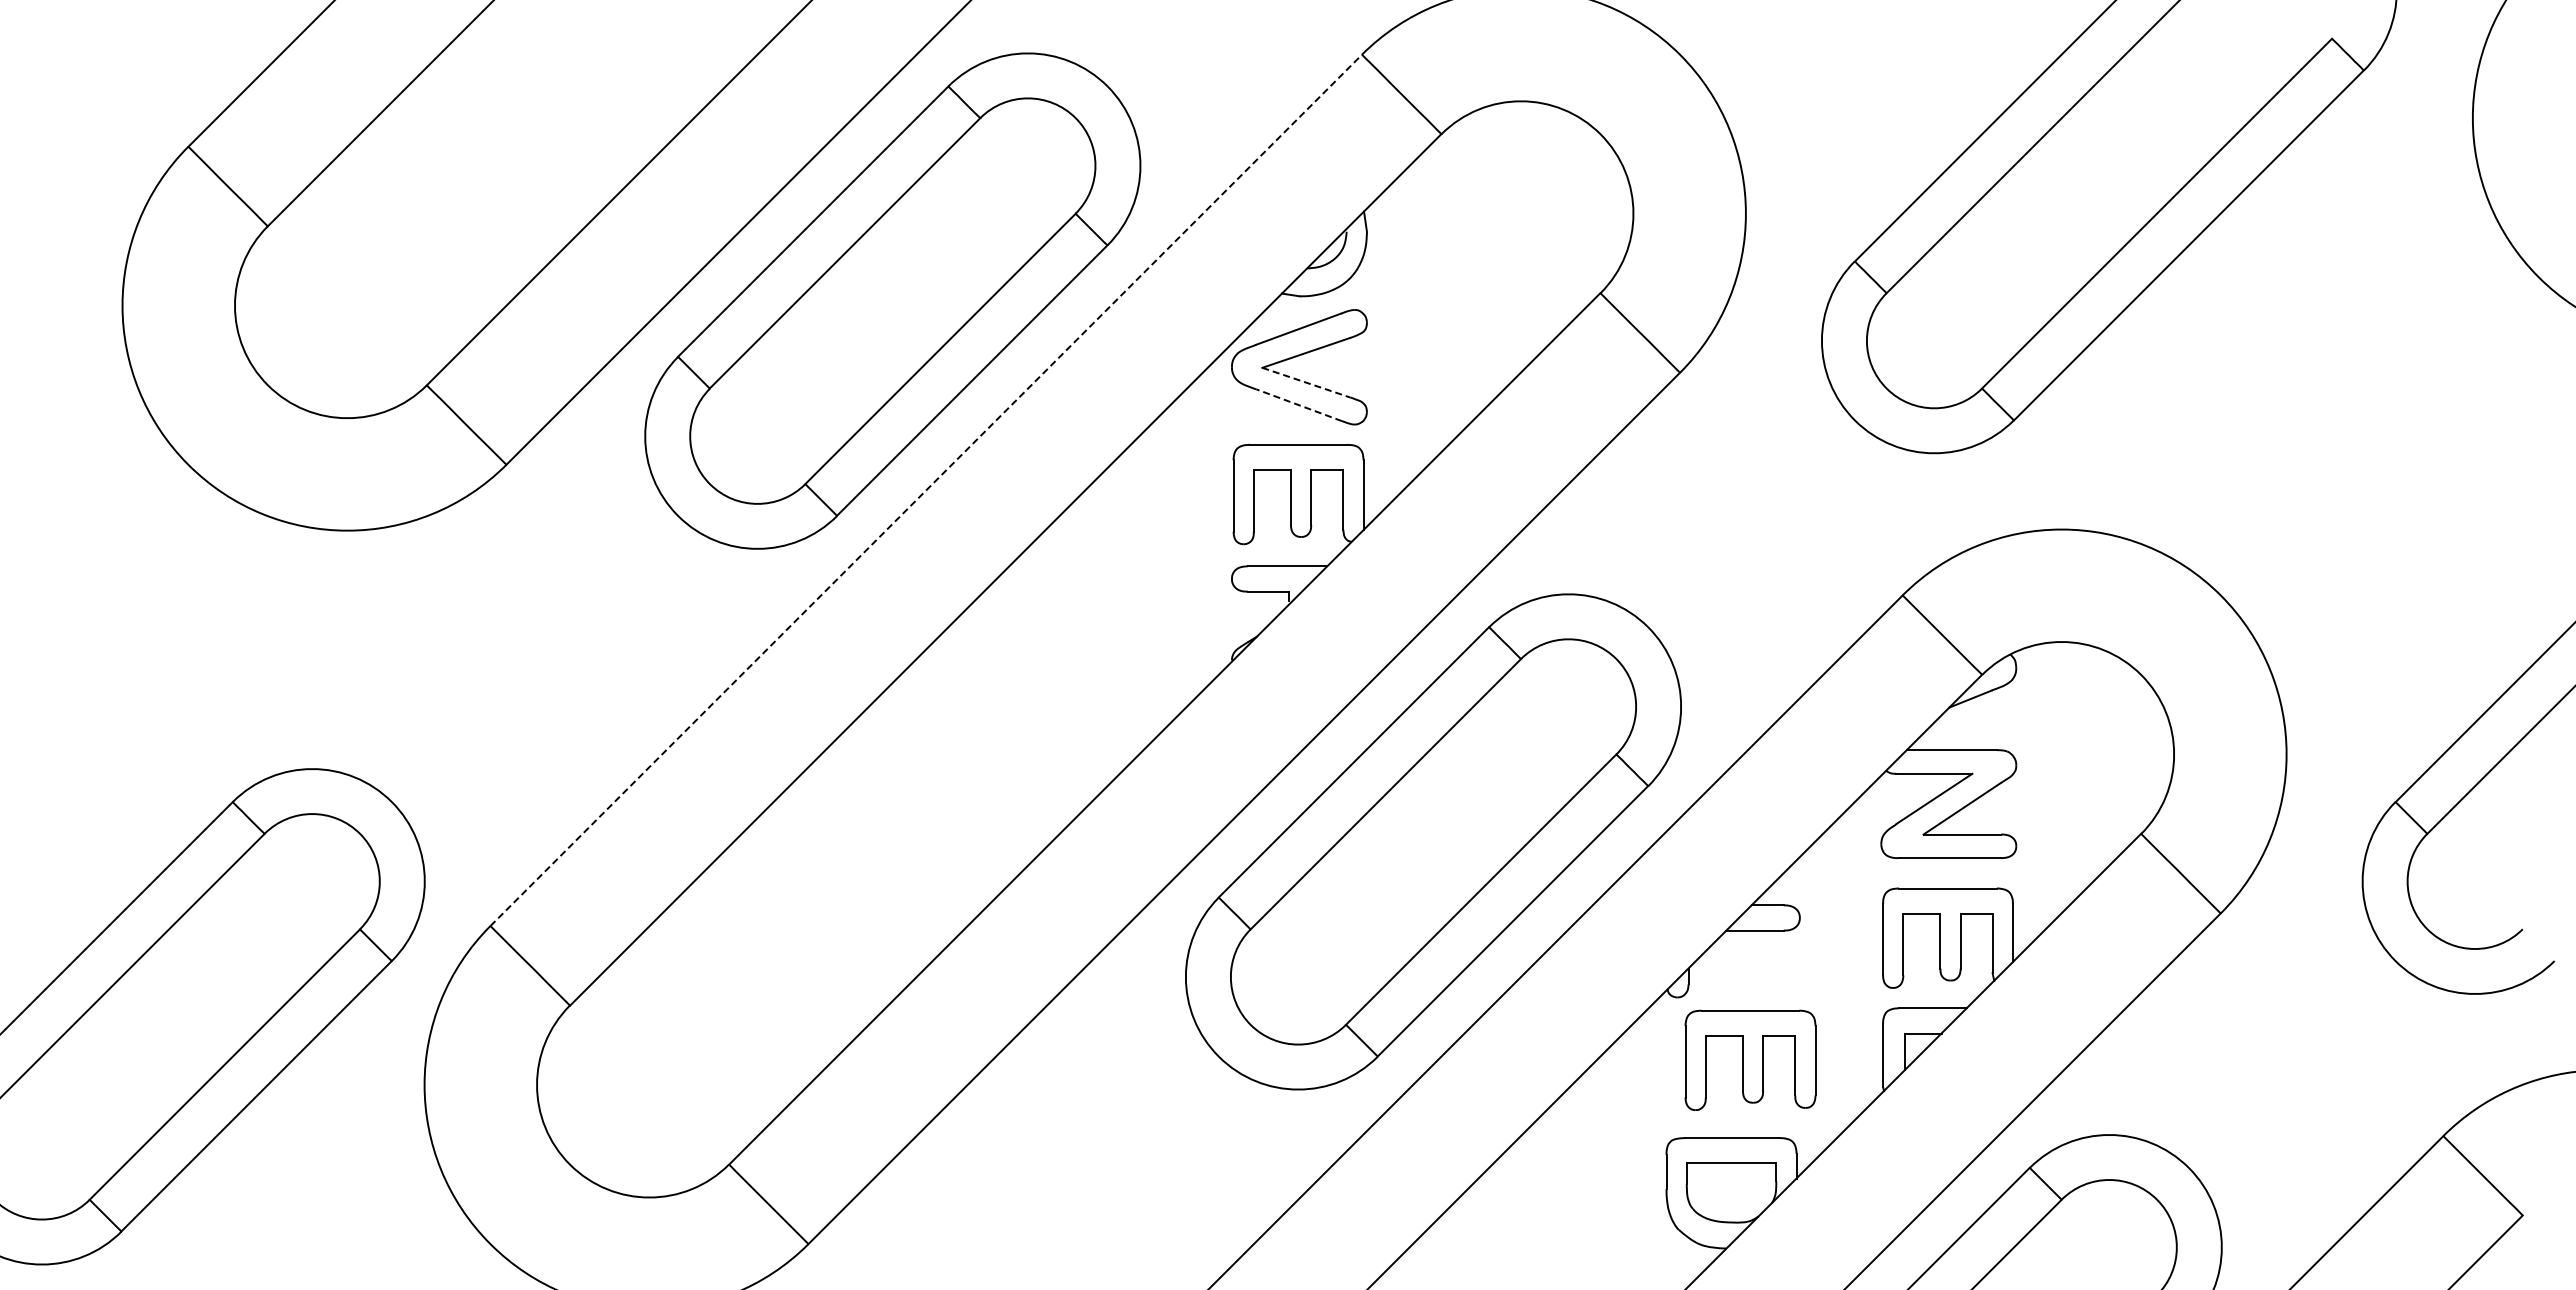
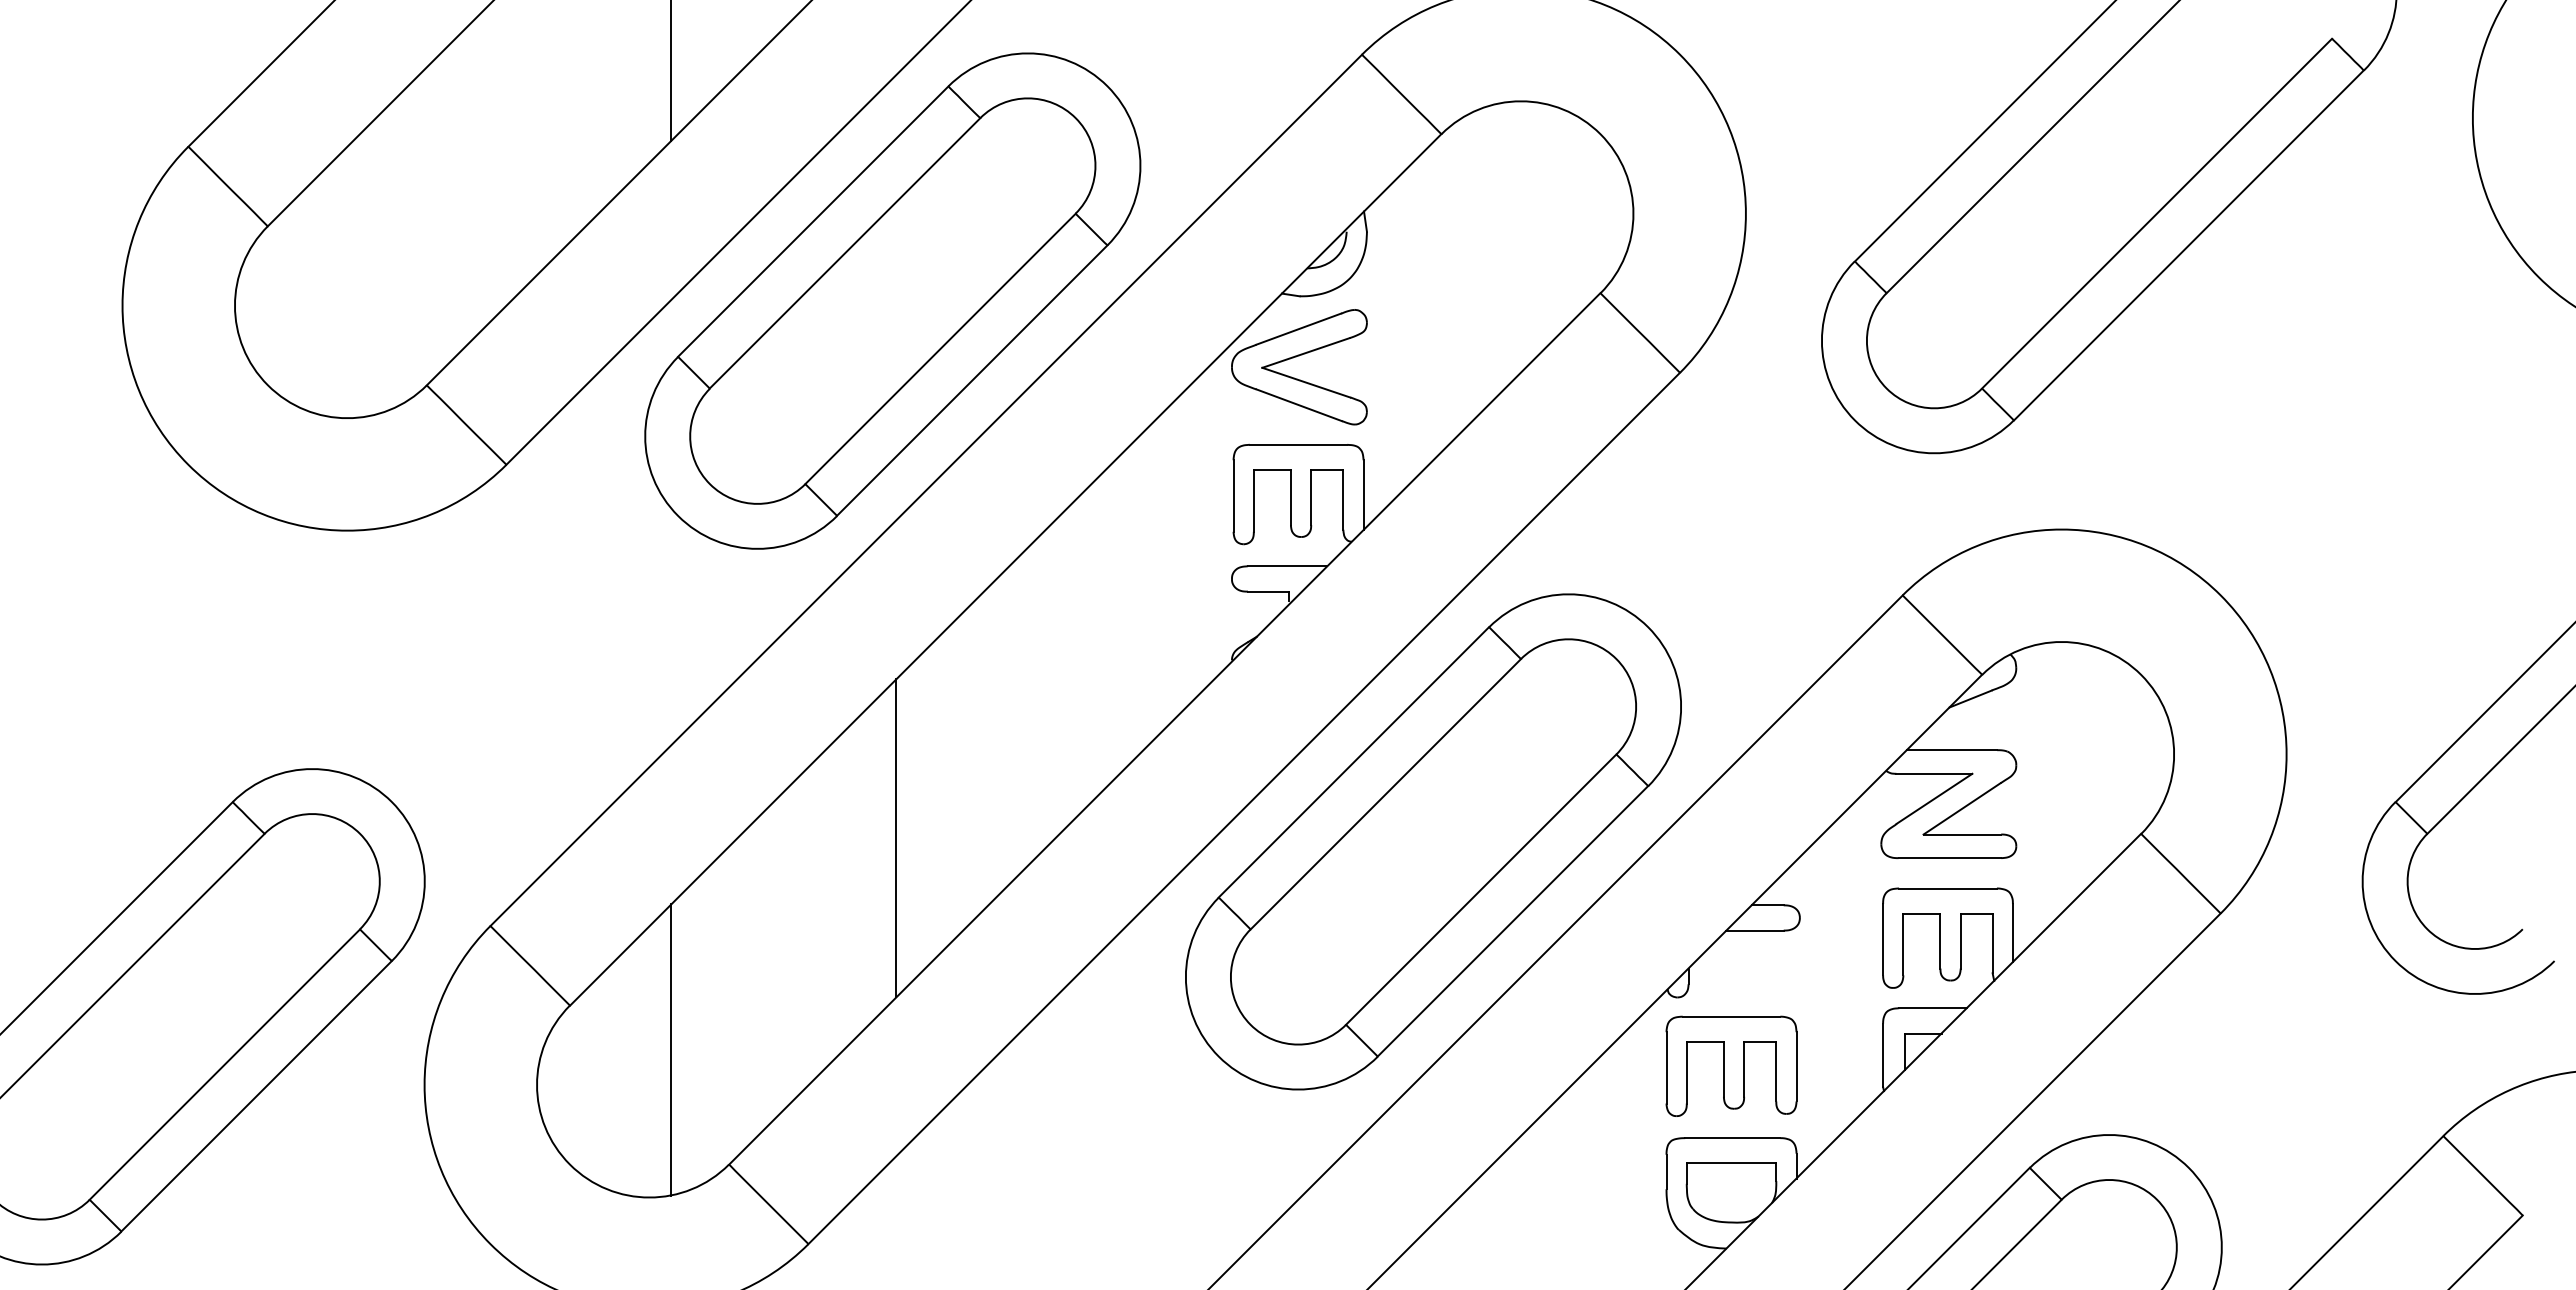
line: none -> present (671, 71)
line: dashed -> solid (1306, 382)
line: dashed -> solid (1299, 405)
line: dashed -> solid (926, 490)
line: none -> present (896, 838)
line: none -> present (671, 1049)
part position: (1750, 1059) -> (1731, 1065) (1731, 1065)
